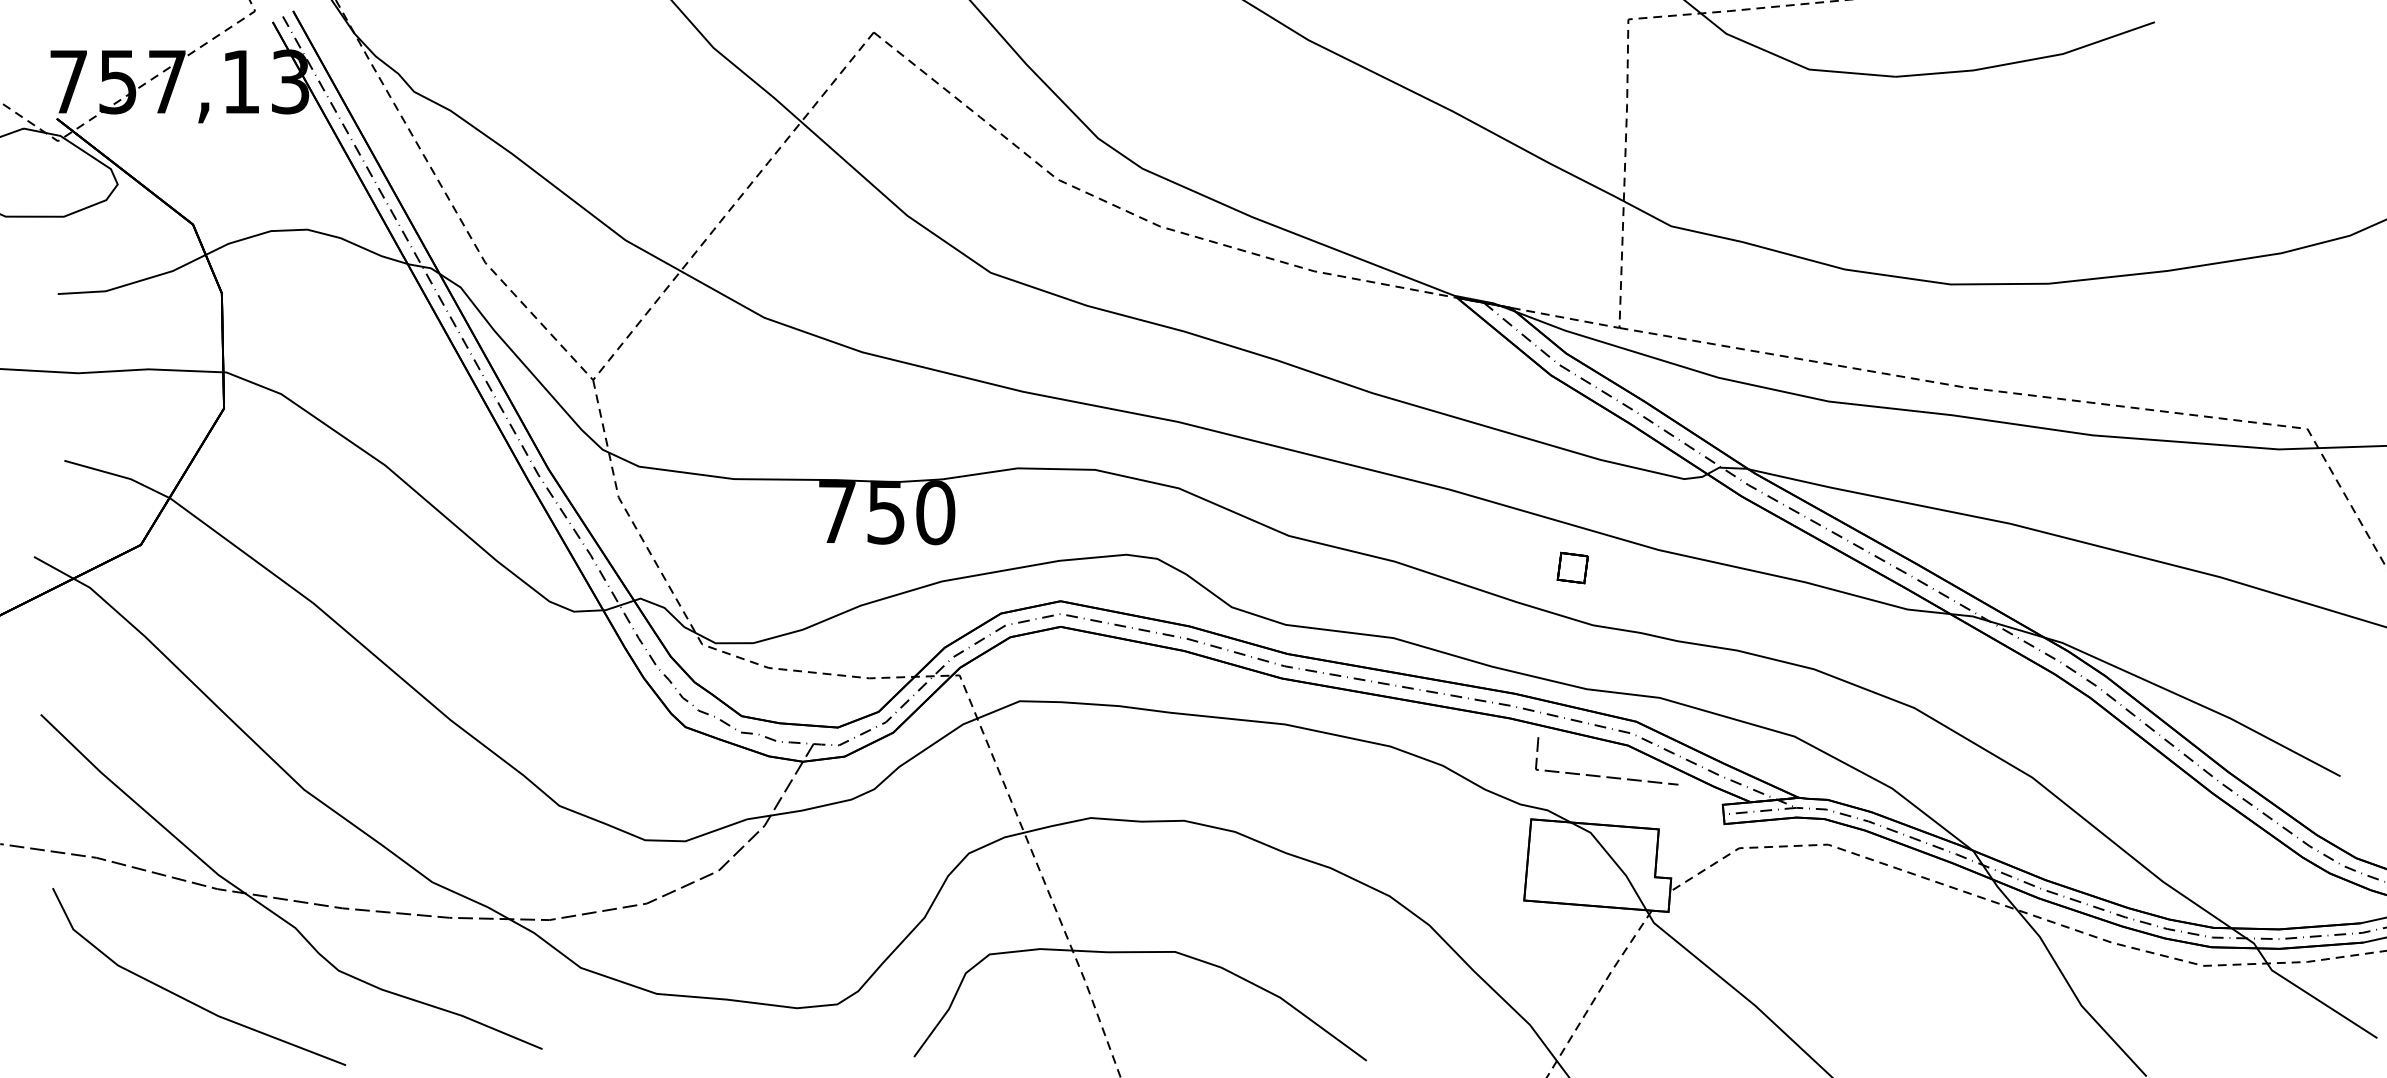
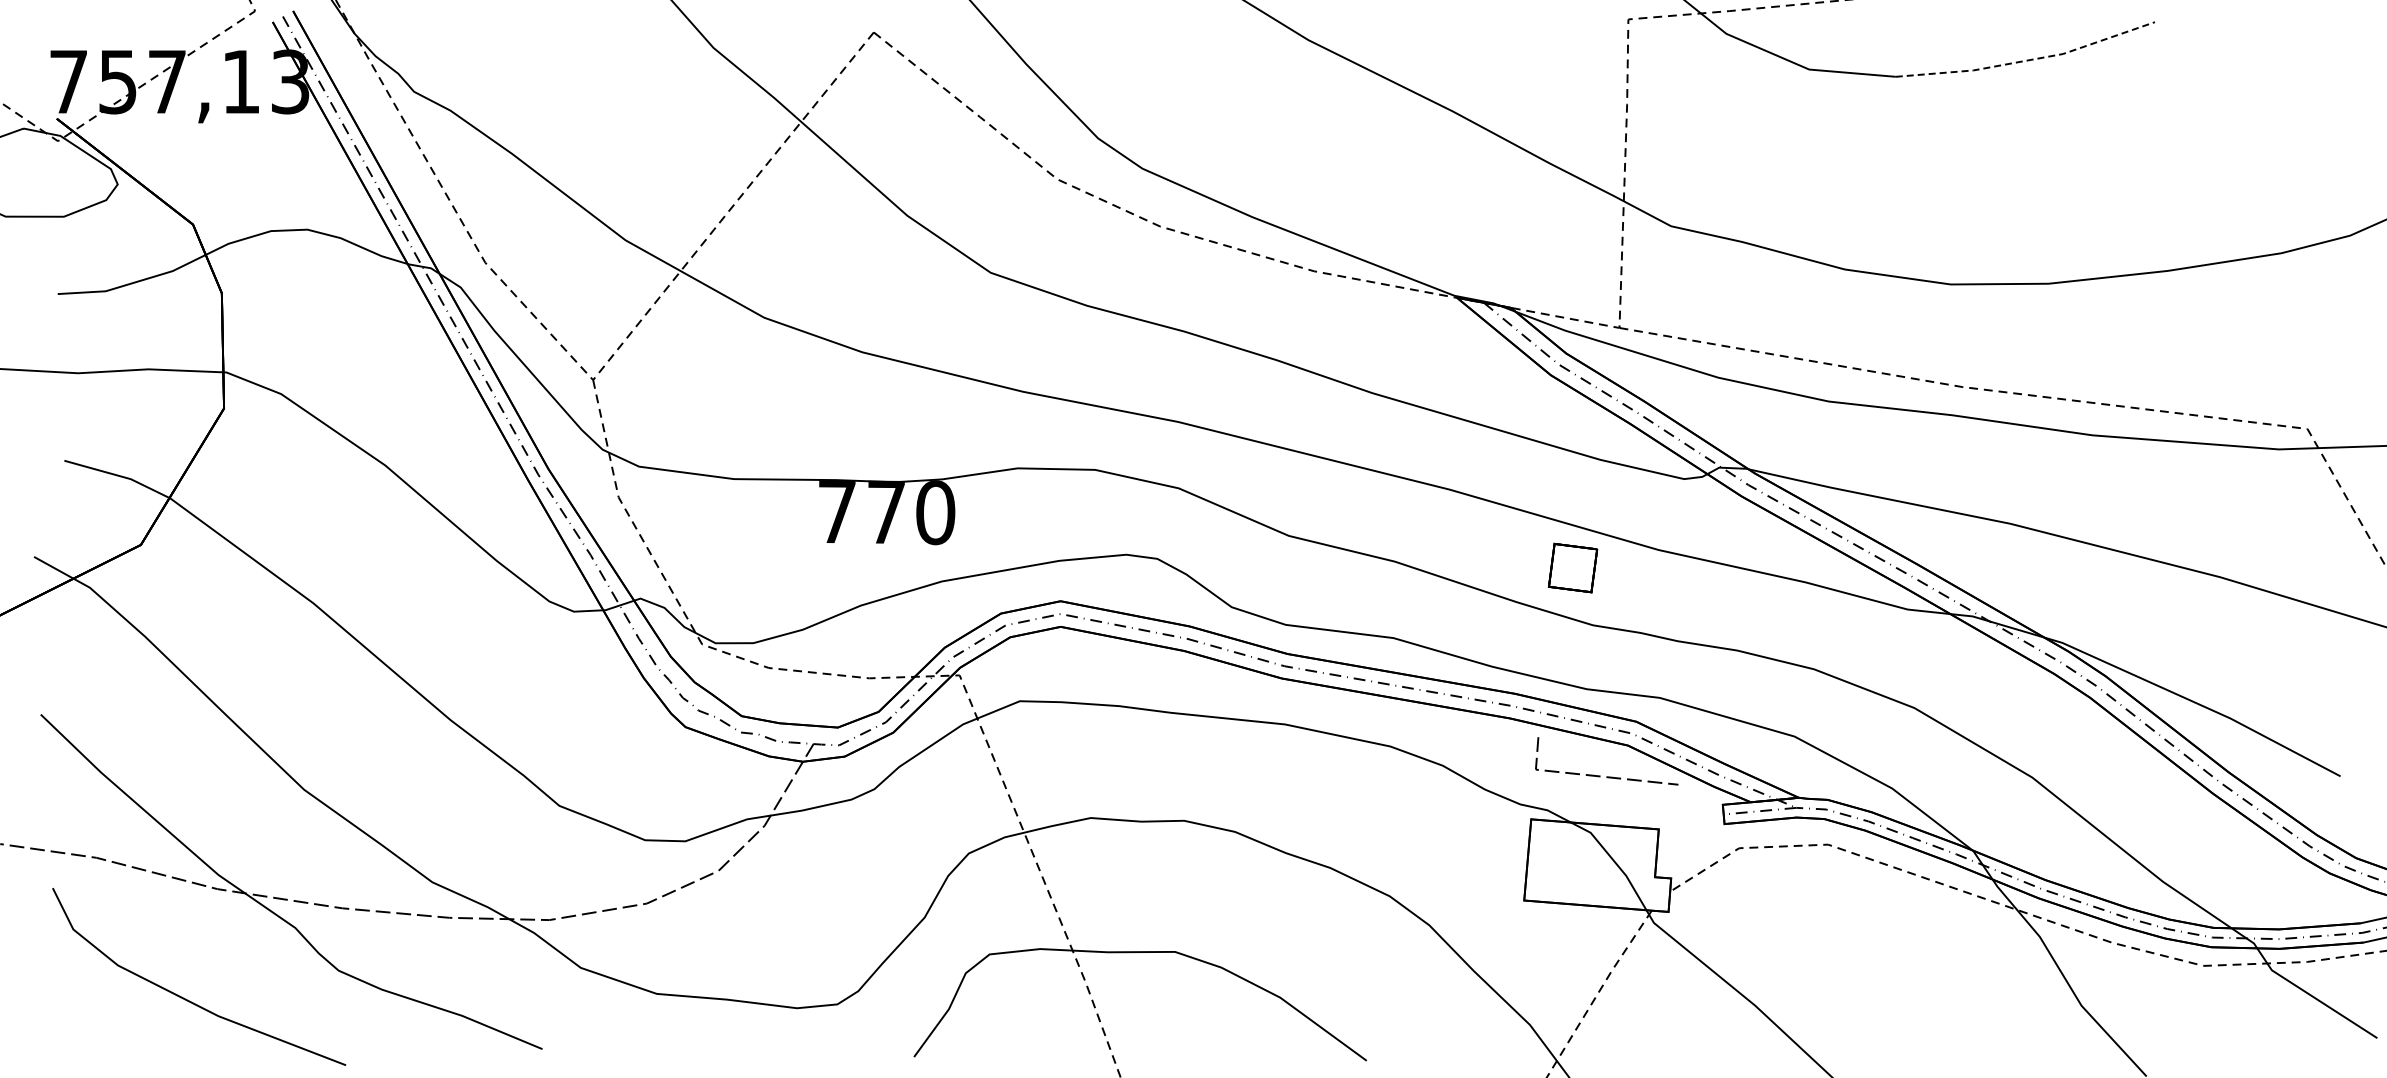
line: solid -> dashed (2027, 60)
text: 750 -> 770 (885, 512)
part size: 33x34 px -> 52x52 px (1572, 567)
